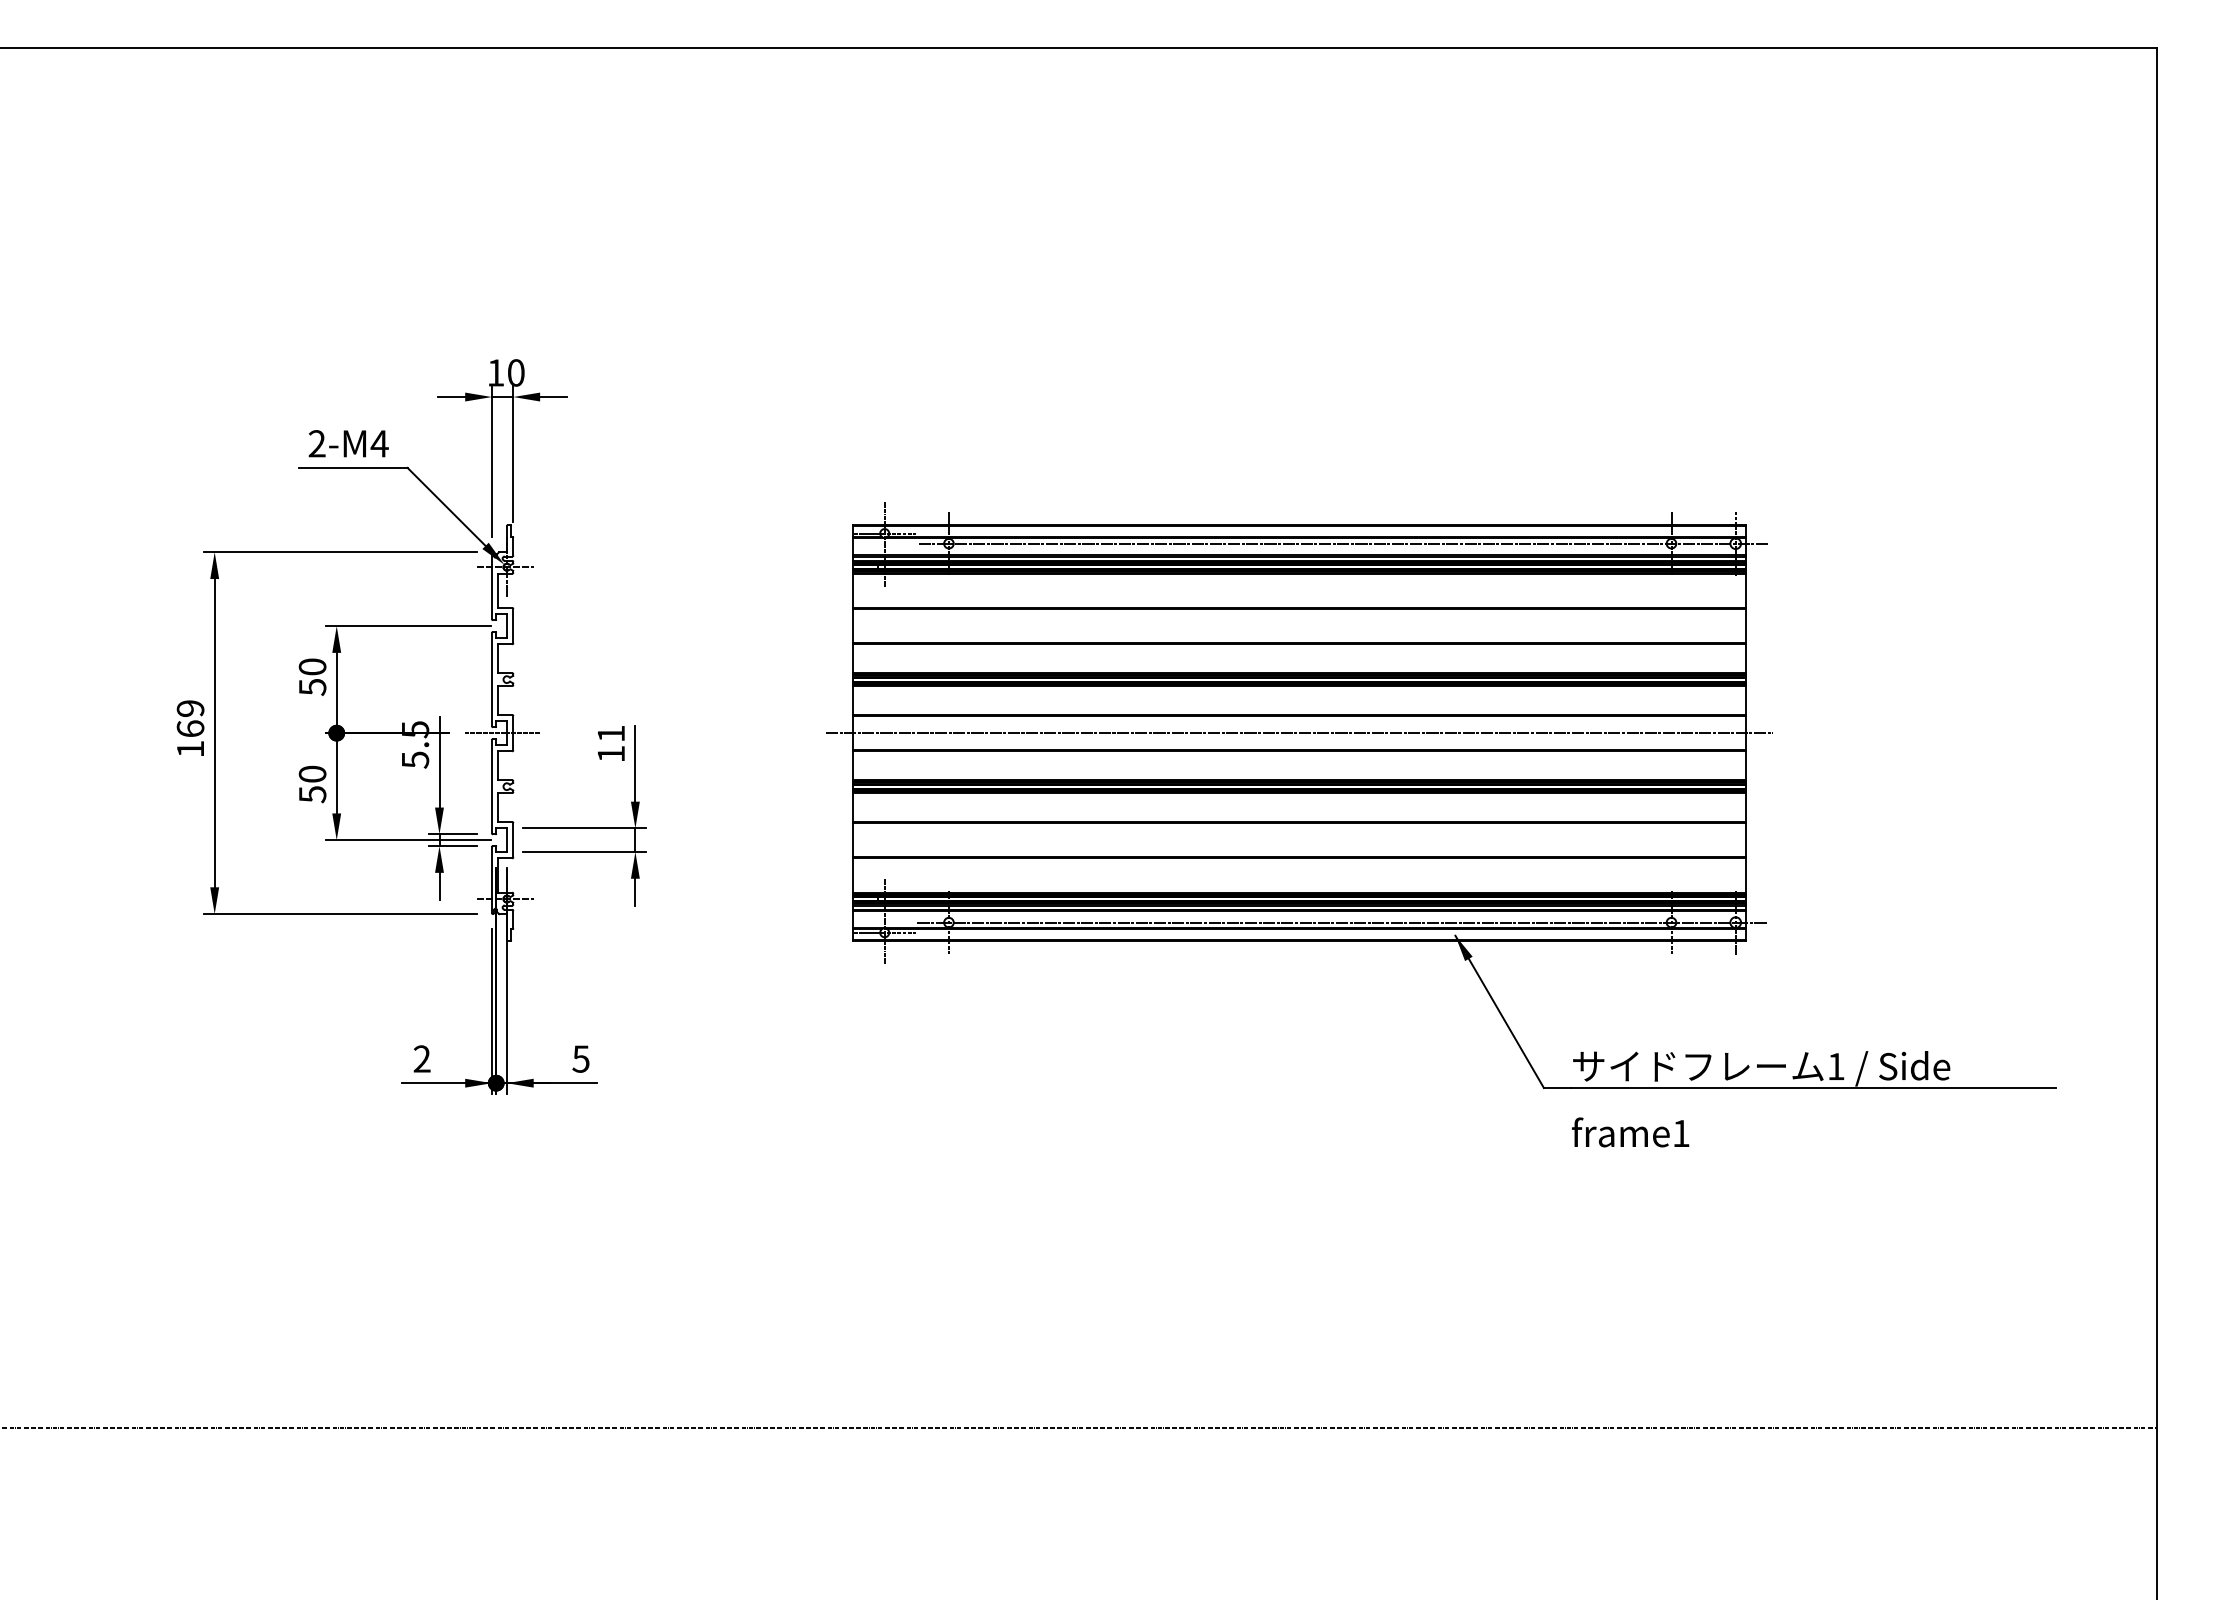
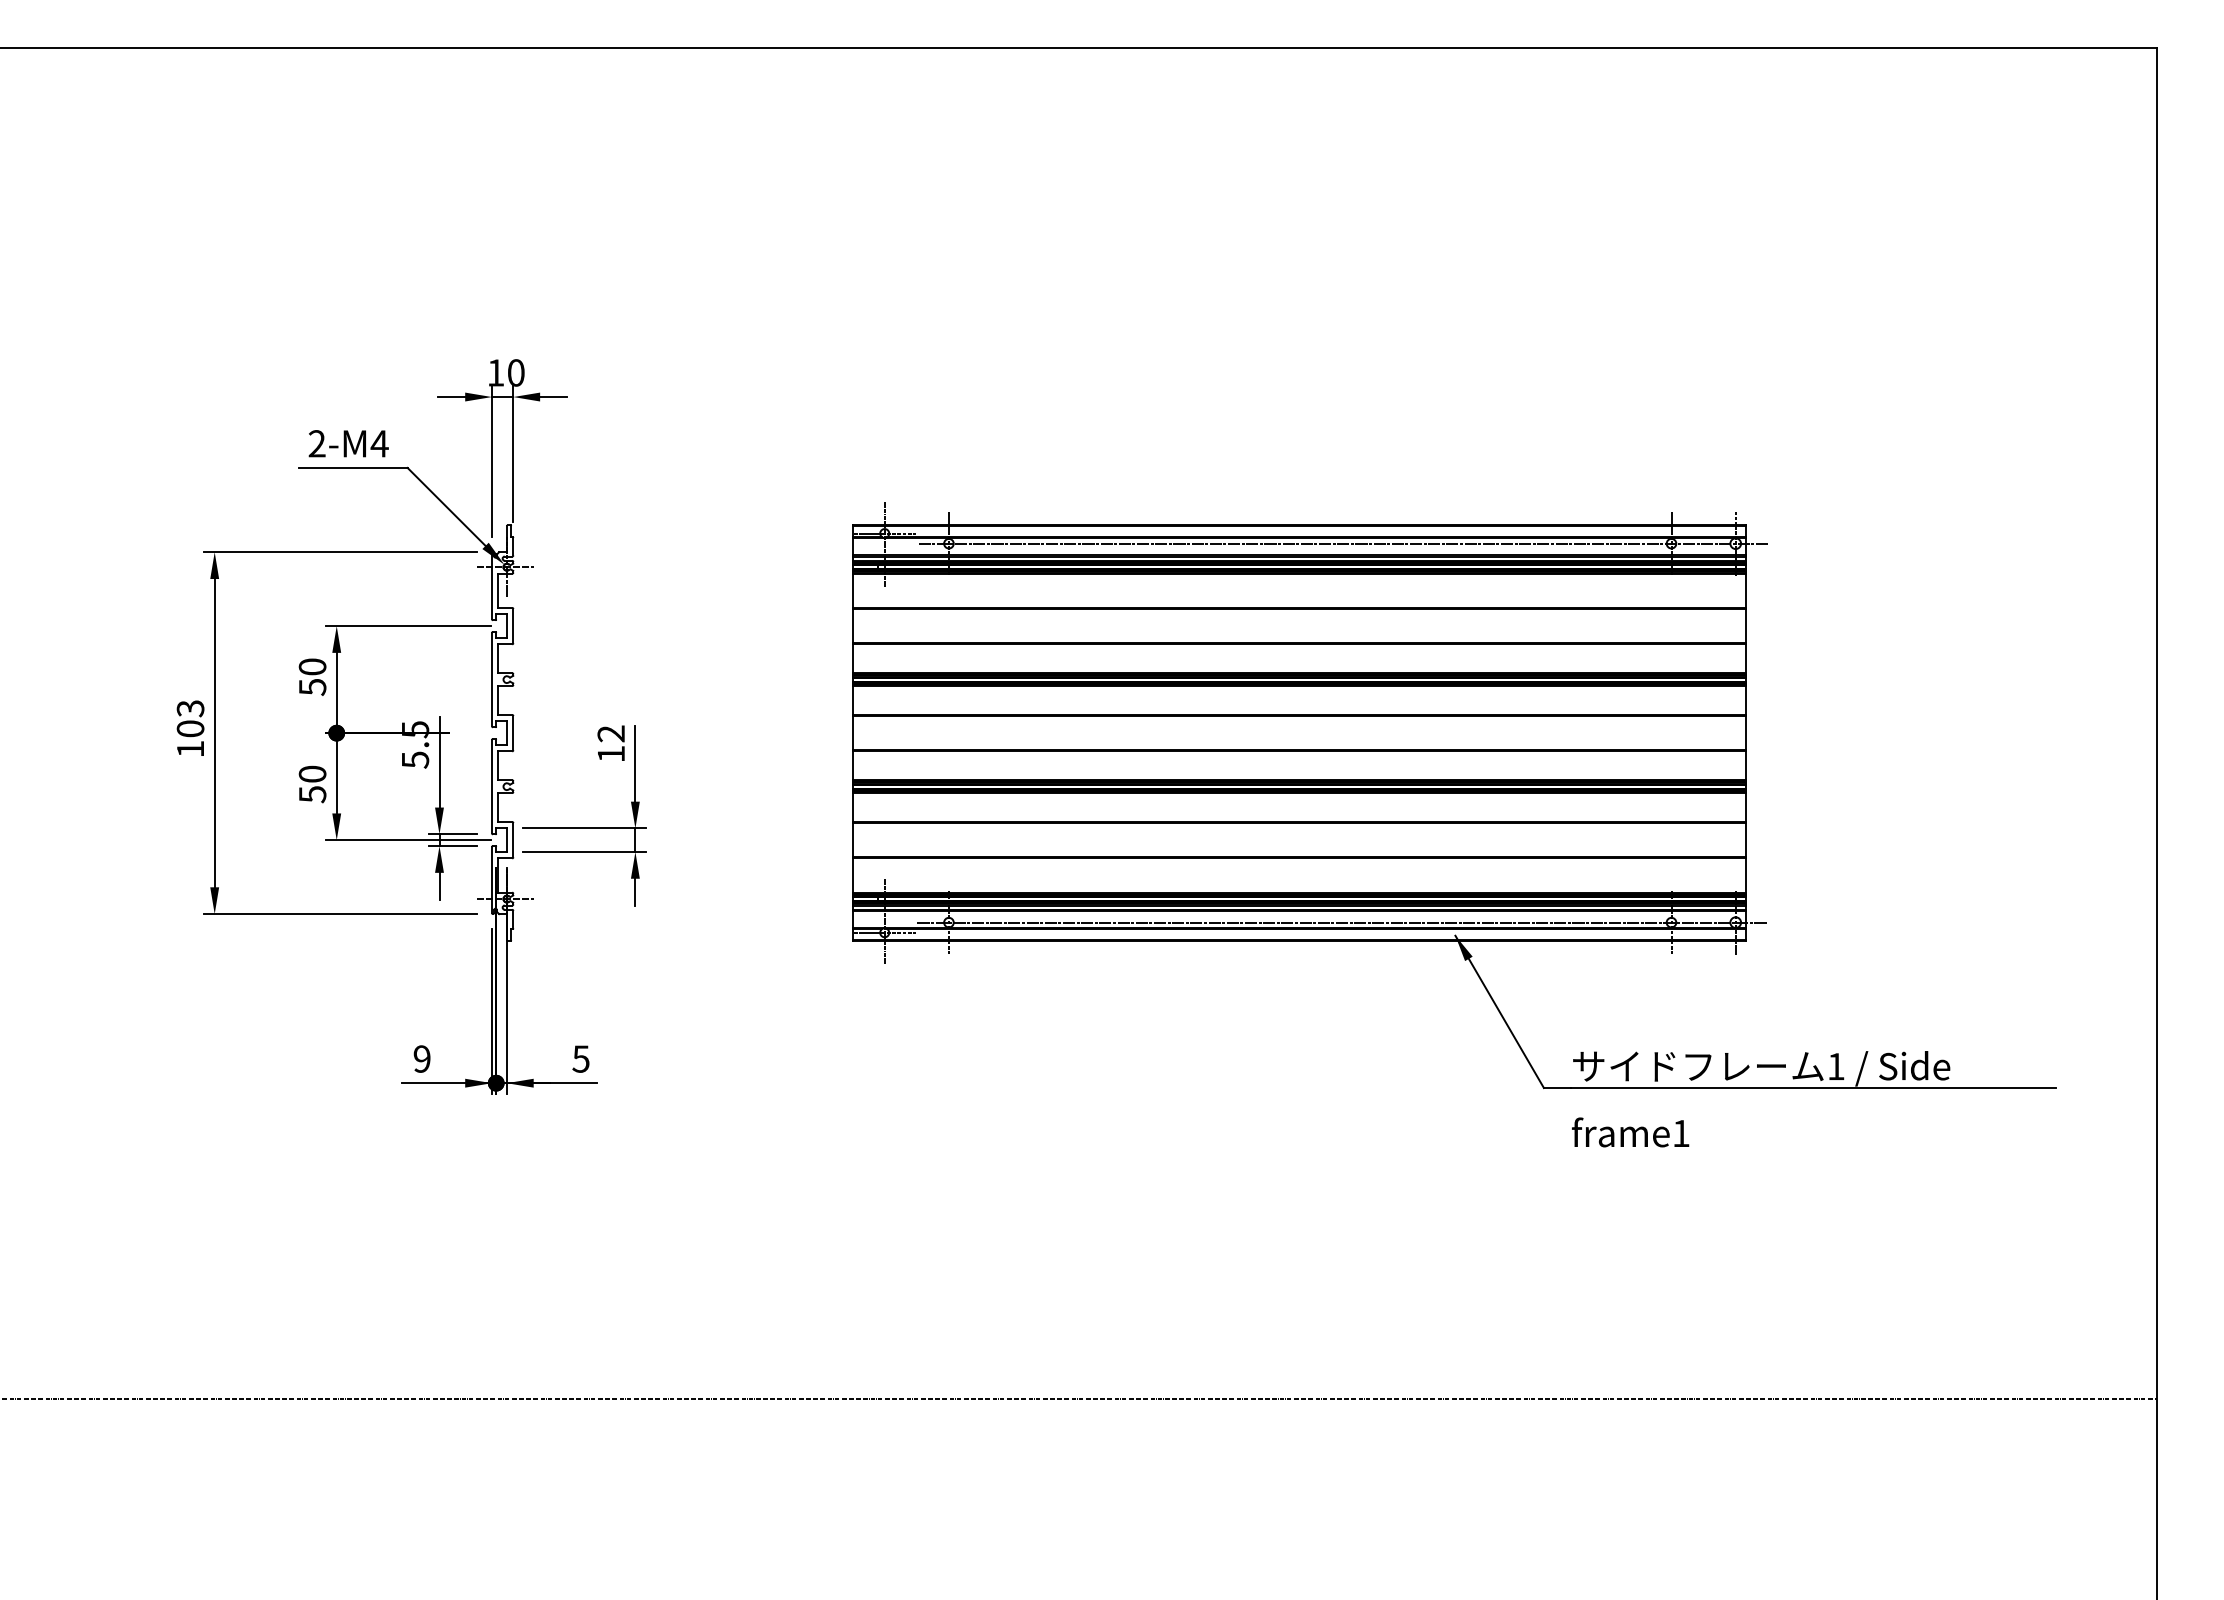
text: 169 -> 103 (190, 718)
line: present -> none (502, 733)
text: 11 -> 12 (610, 733)
line: present -> none (1299, 733)
text: 2 -> 9 (421, 1058)
line position: (1079, 1428) -> (1079, 1399) (1079, 1399)
